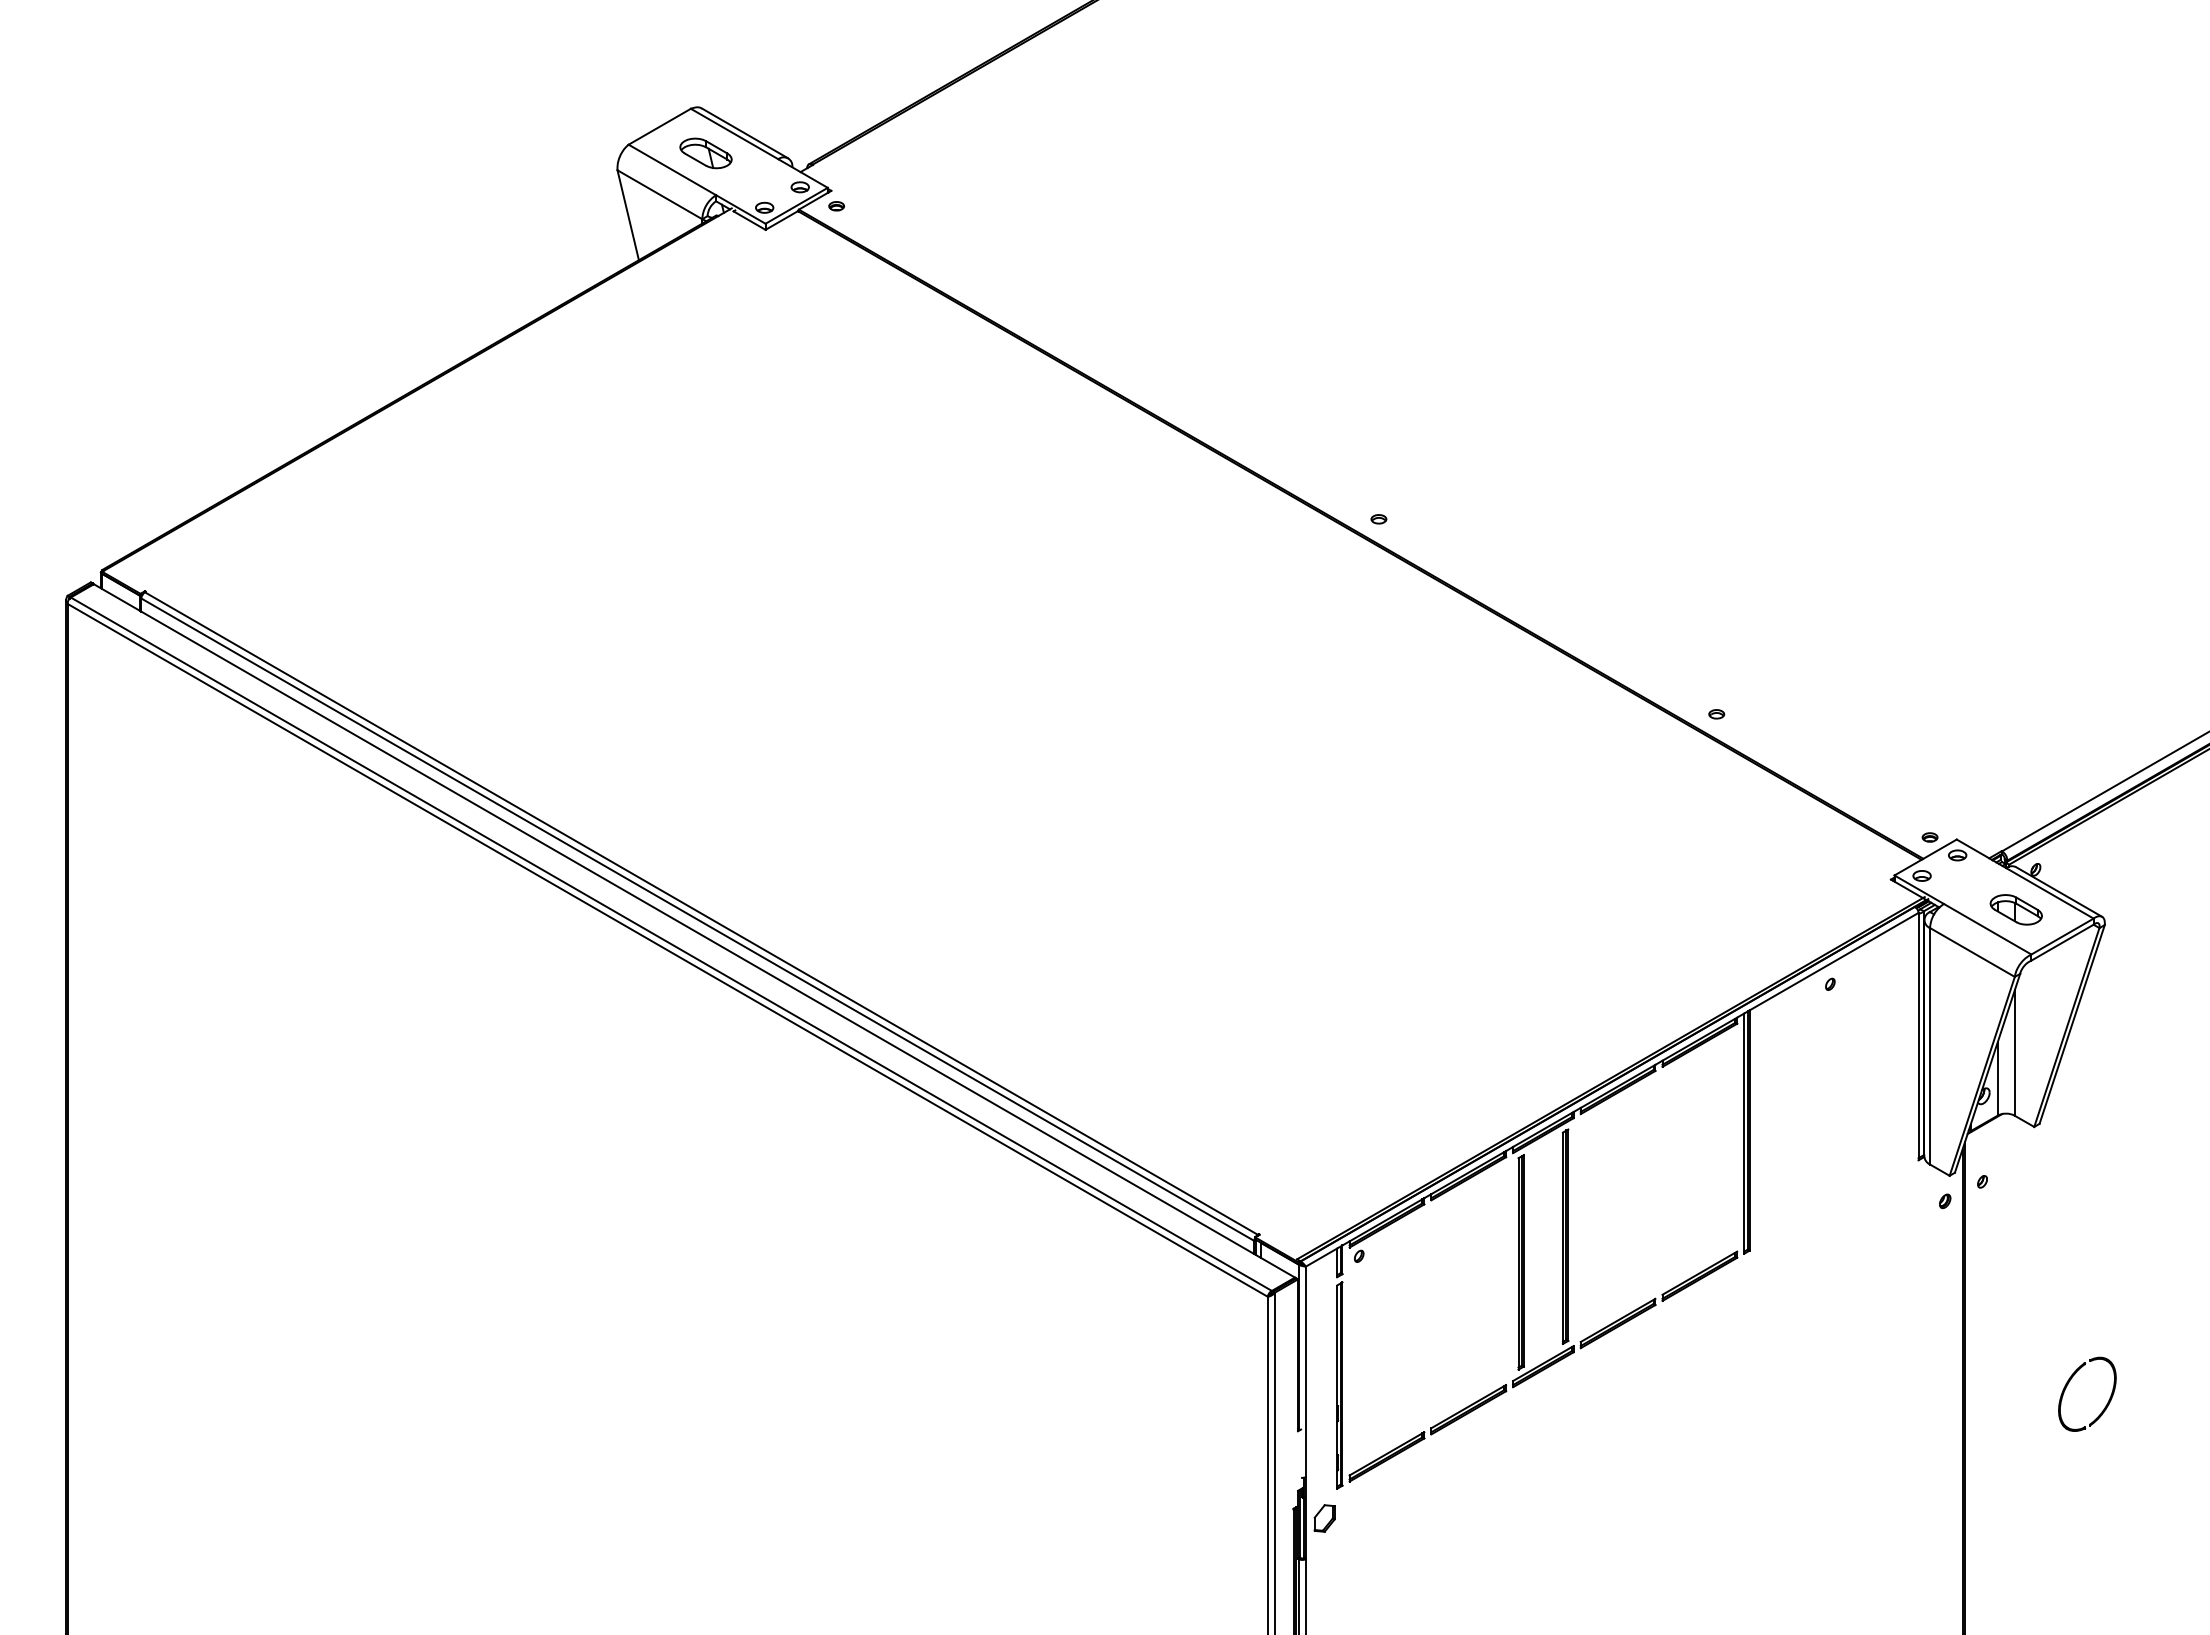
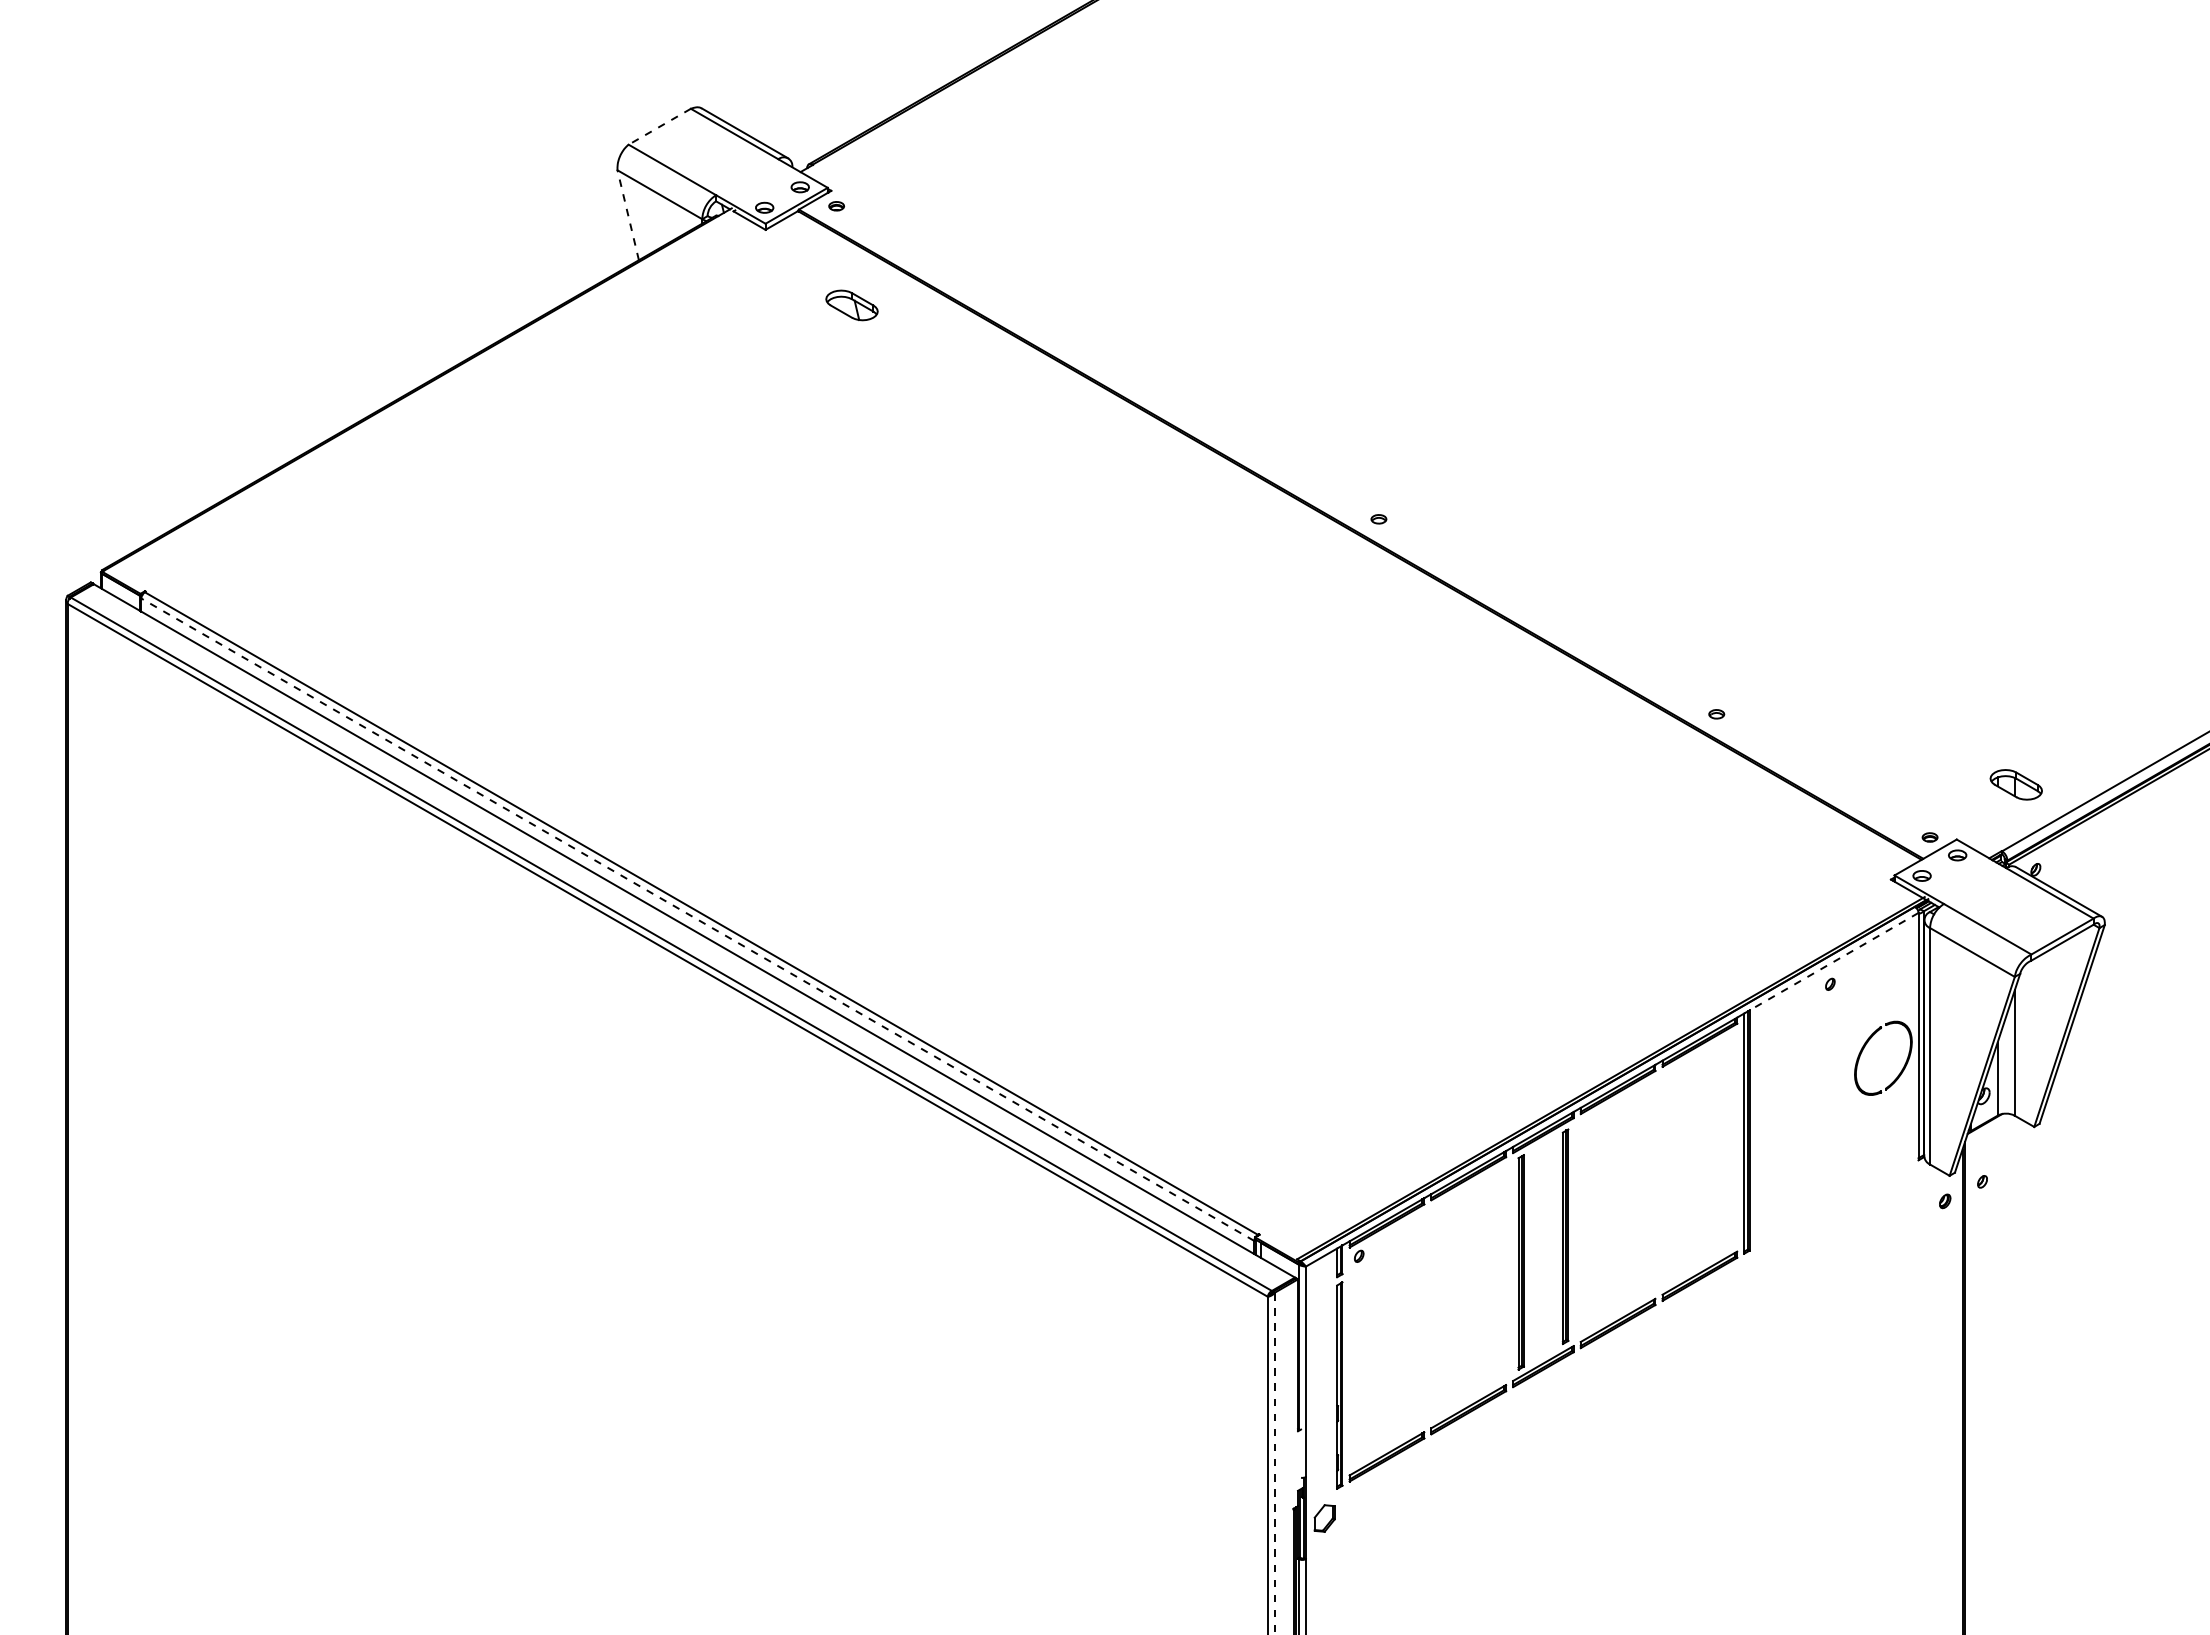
line: solid -> dashed (659, 126)
part position: (705, 153) -> (851, 305) (851, 305)
line: solid -> dashed (628, 214)
part position: (2015, 909) -> (2015, 784) (2015, 784)
line: solid -> dashed (697, 919)
line: solid -> dashed (1833, 961)
part position: (2070, 1381) -> (1866, 1045) (1866, 1045)
line: solid -> dashed (1274, 1463)
